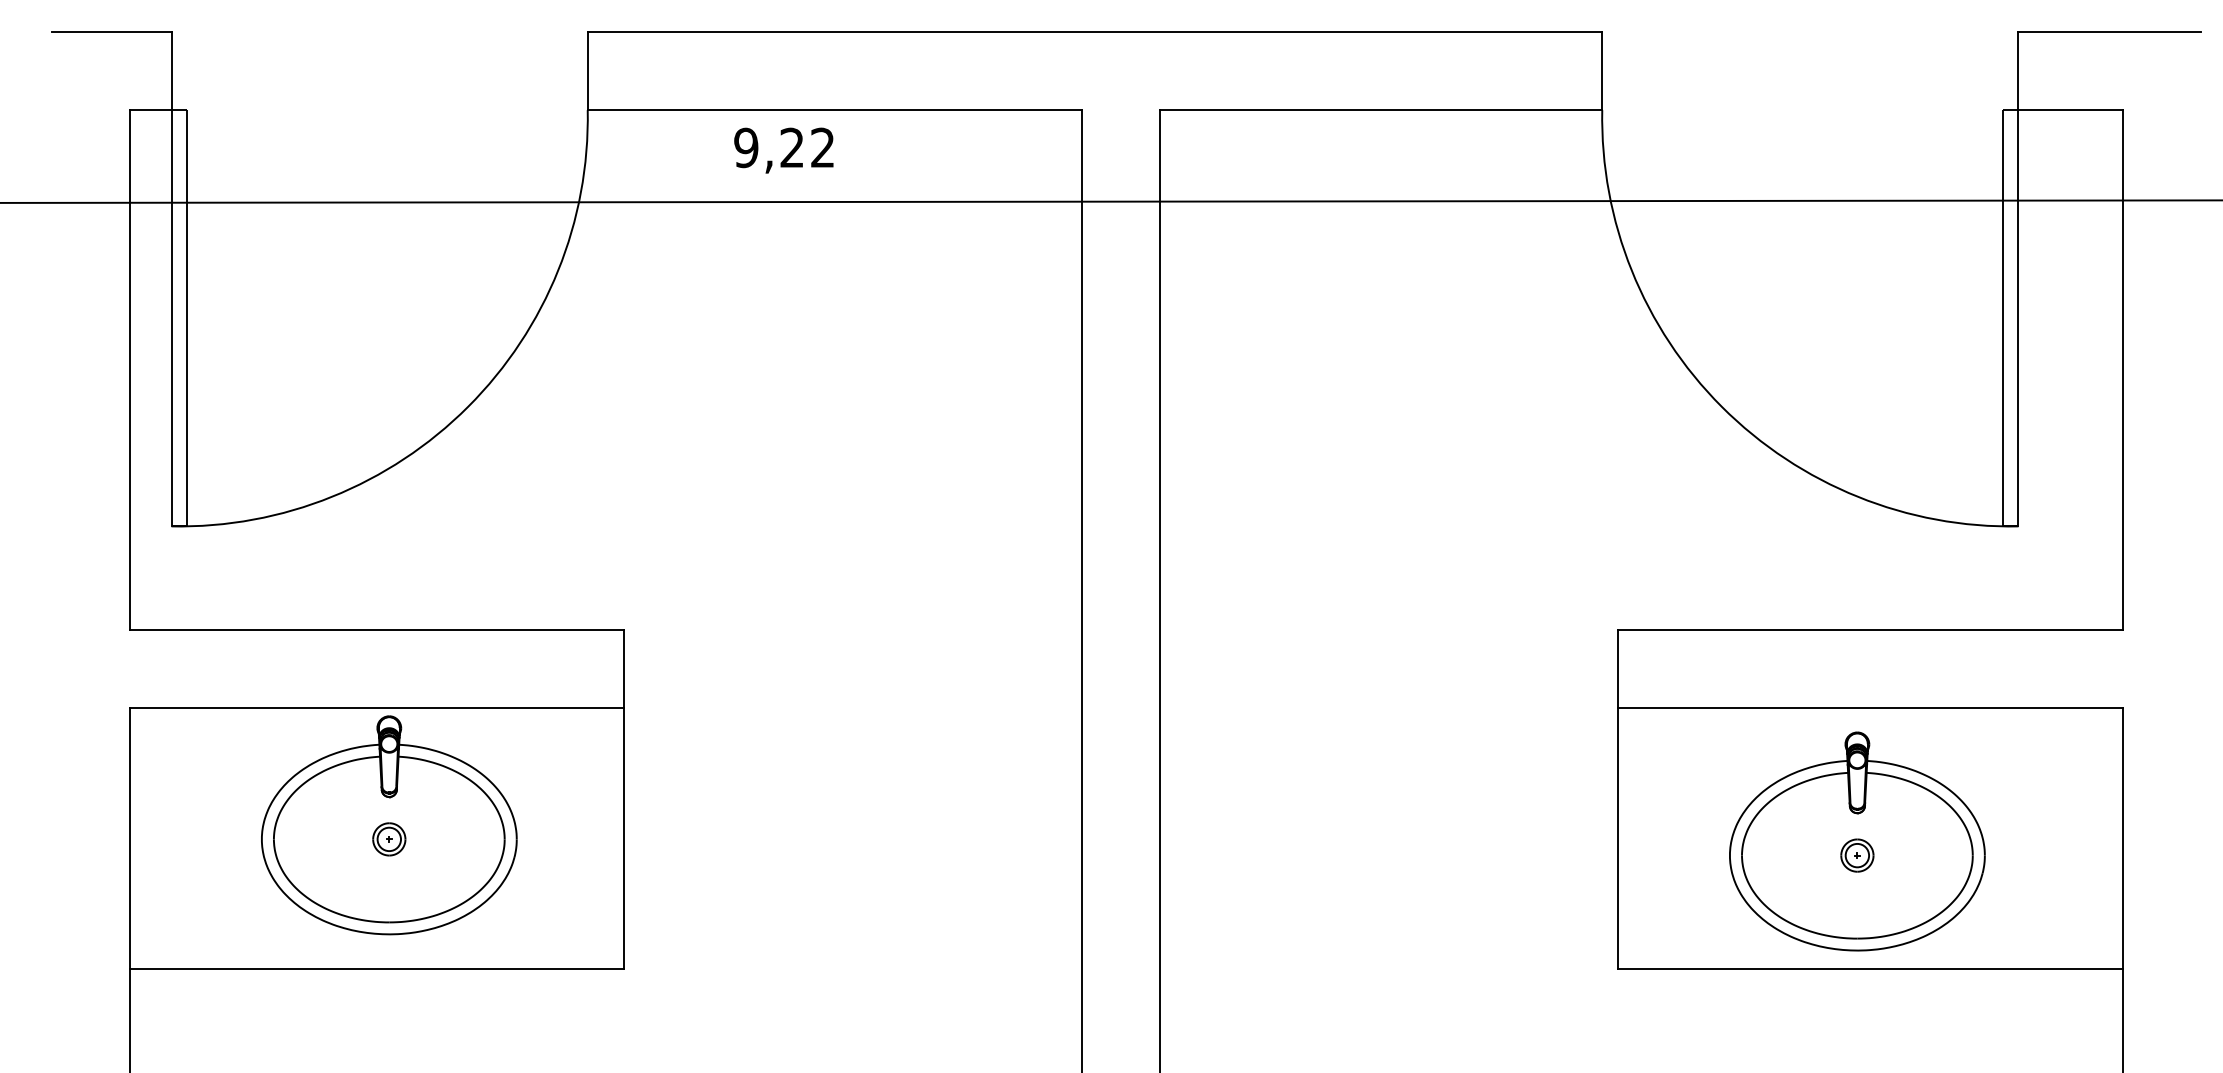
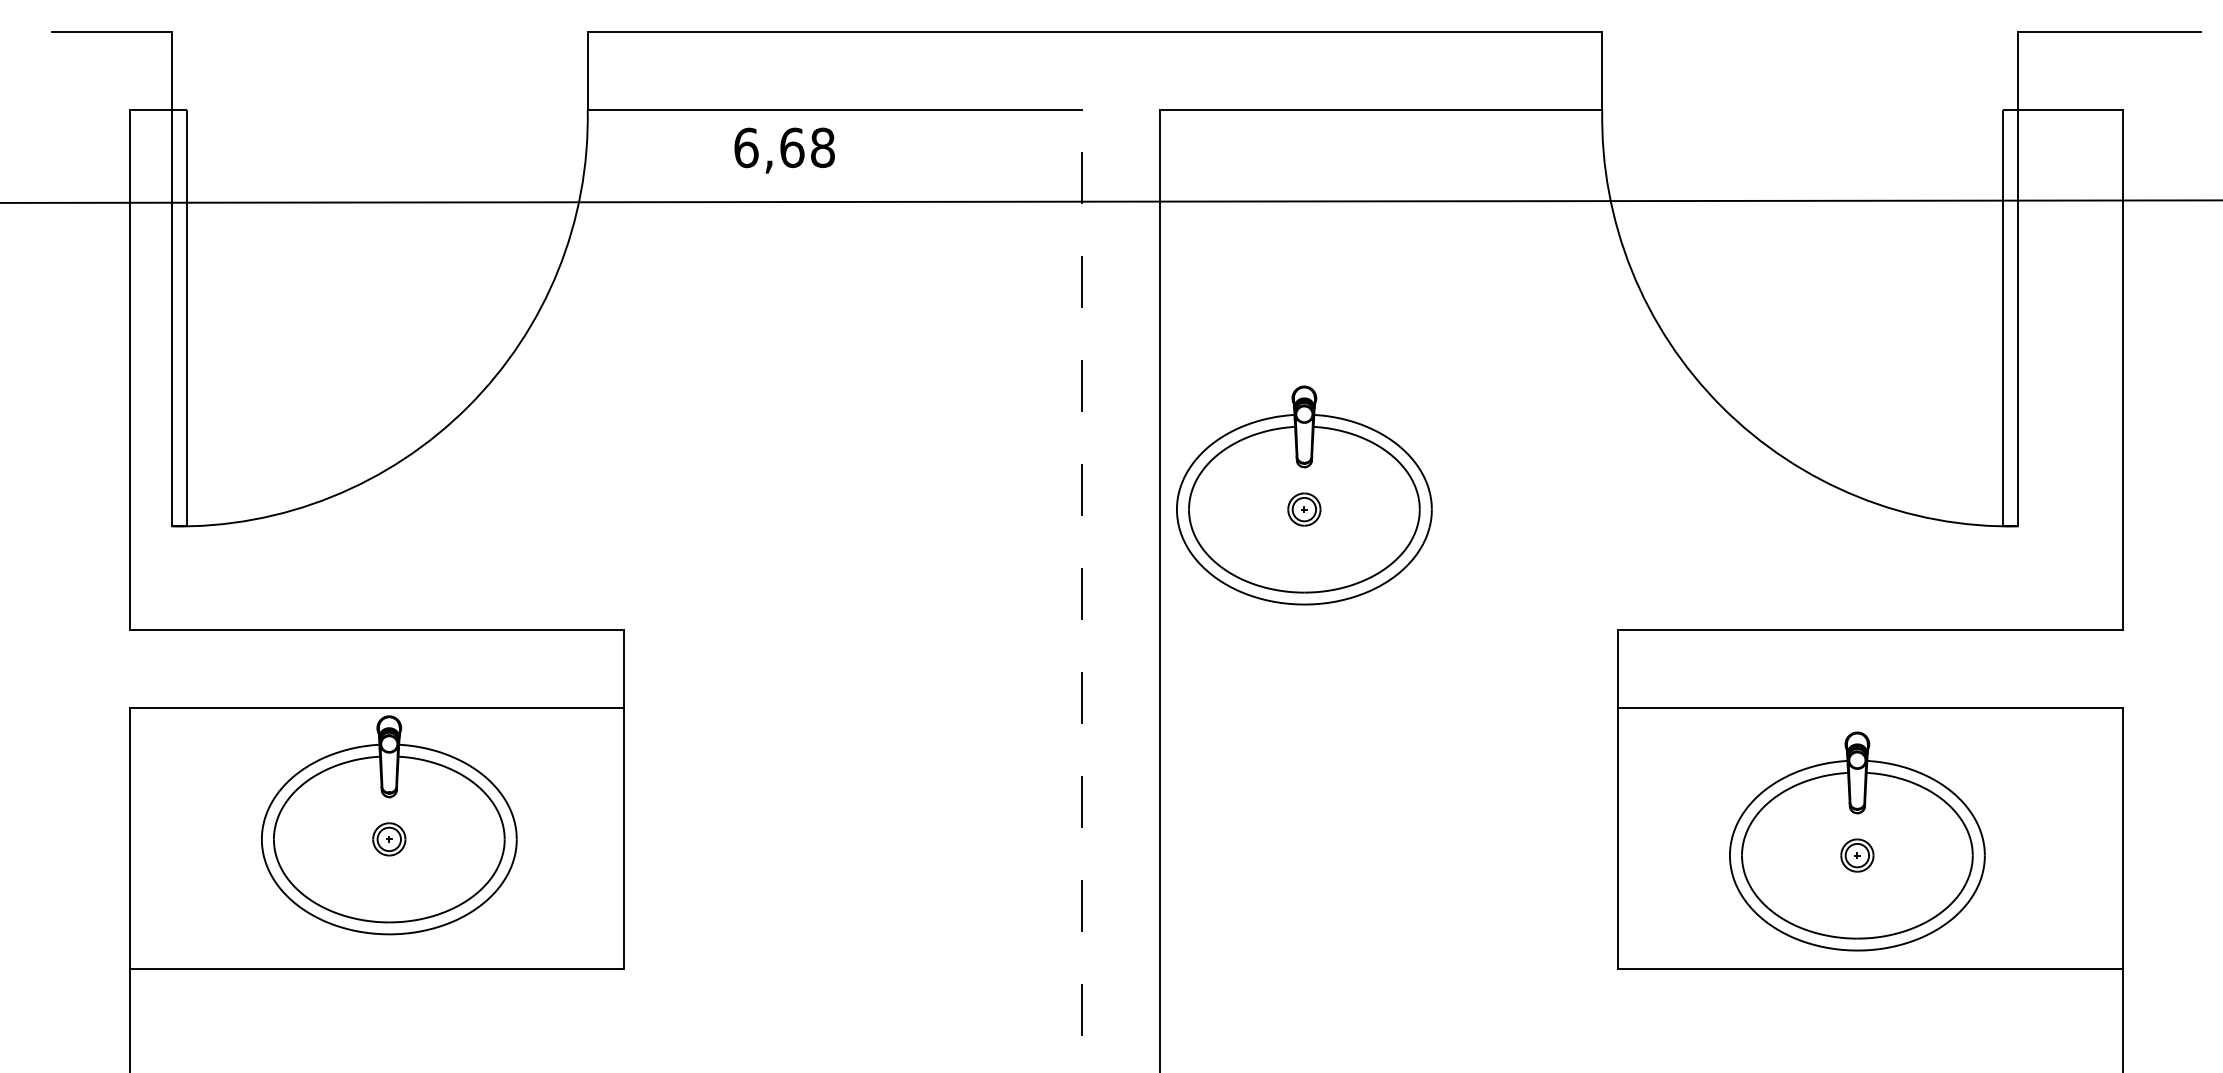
text: 9,22 -> 6,68 (784, 147)
part: none -> present (1304, 495)
line: solid -> dashed (1081, 591)
